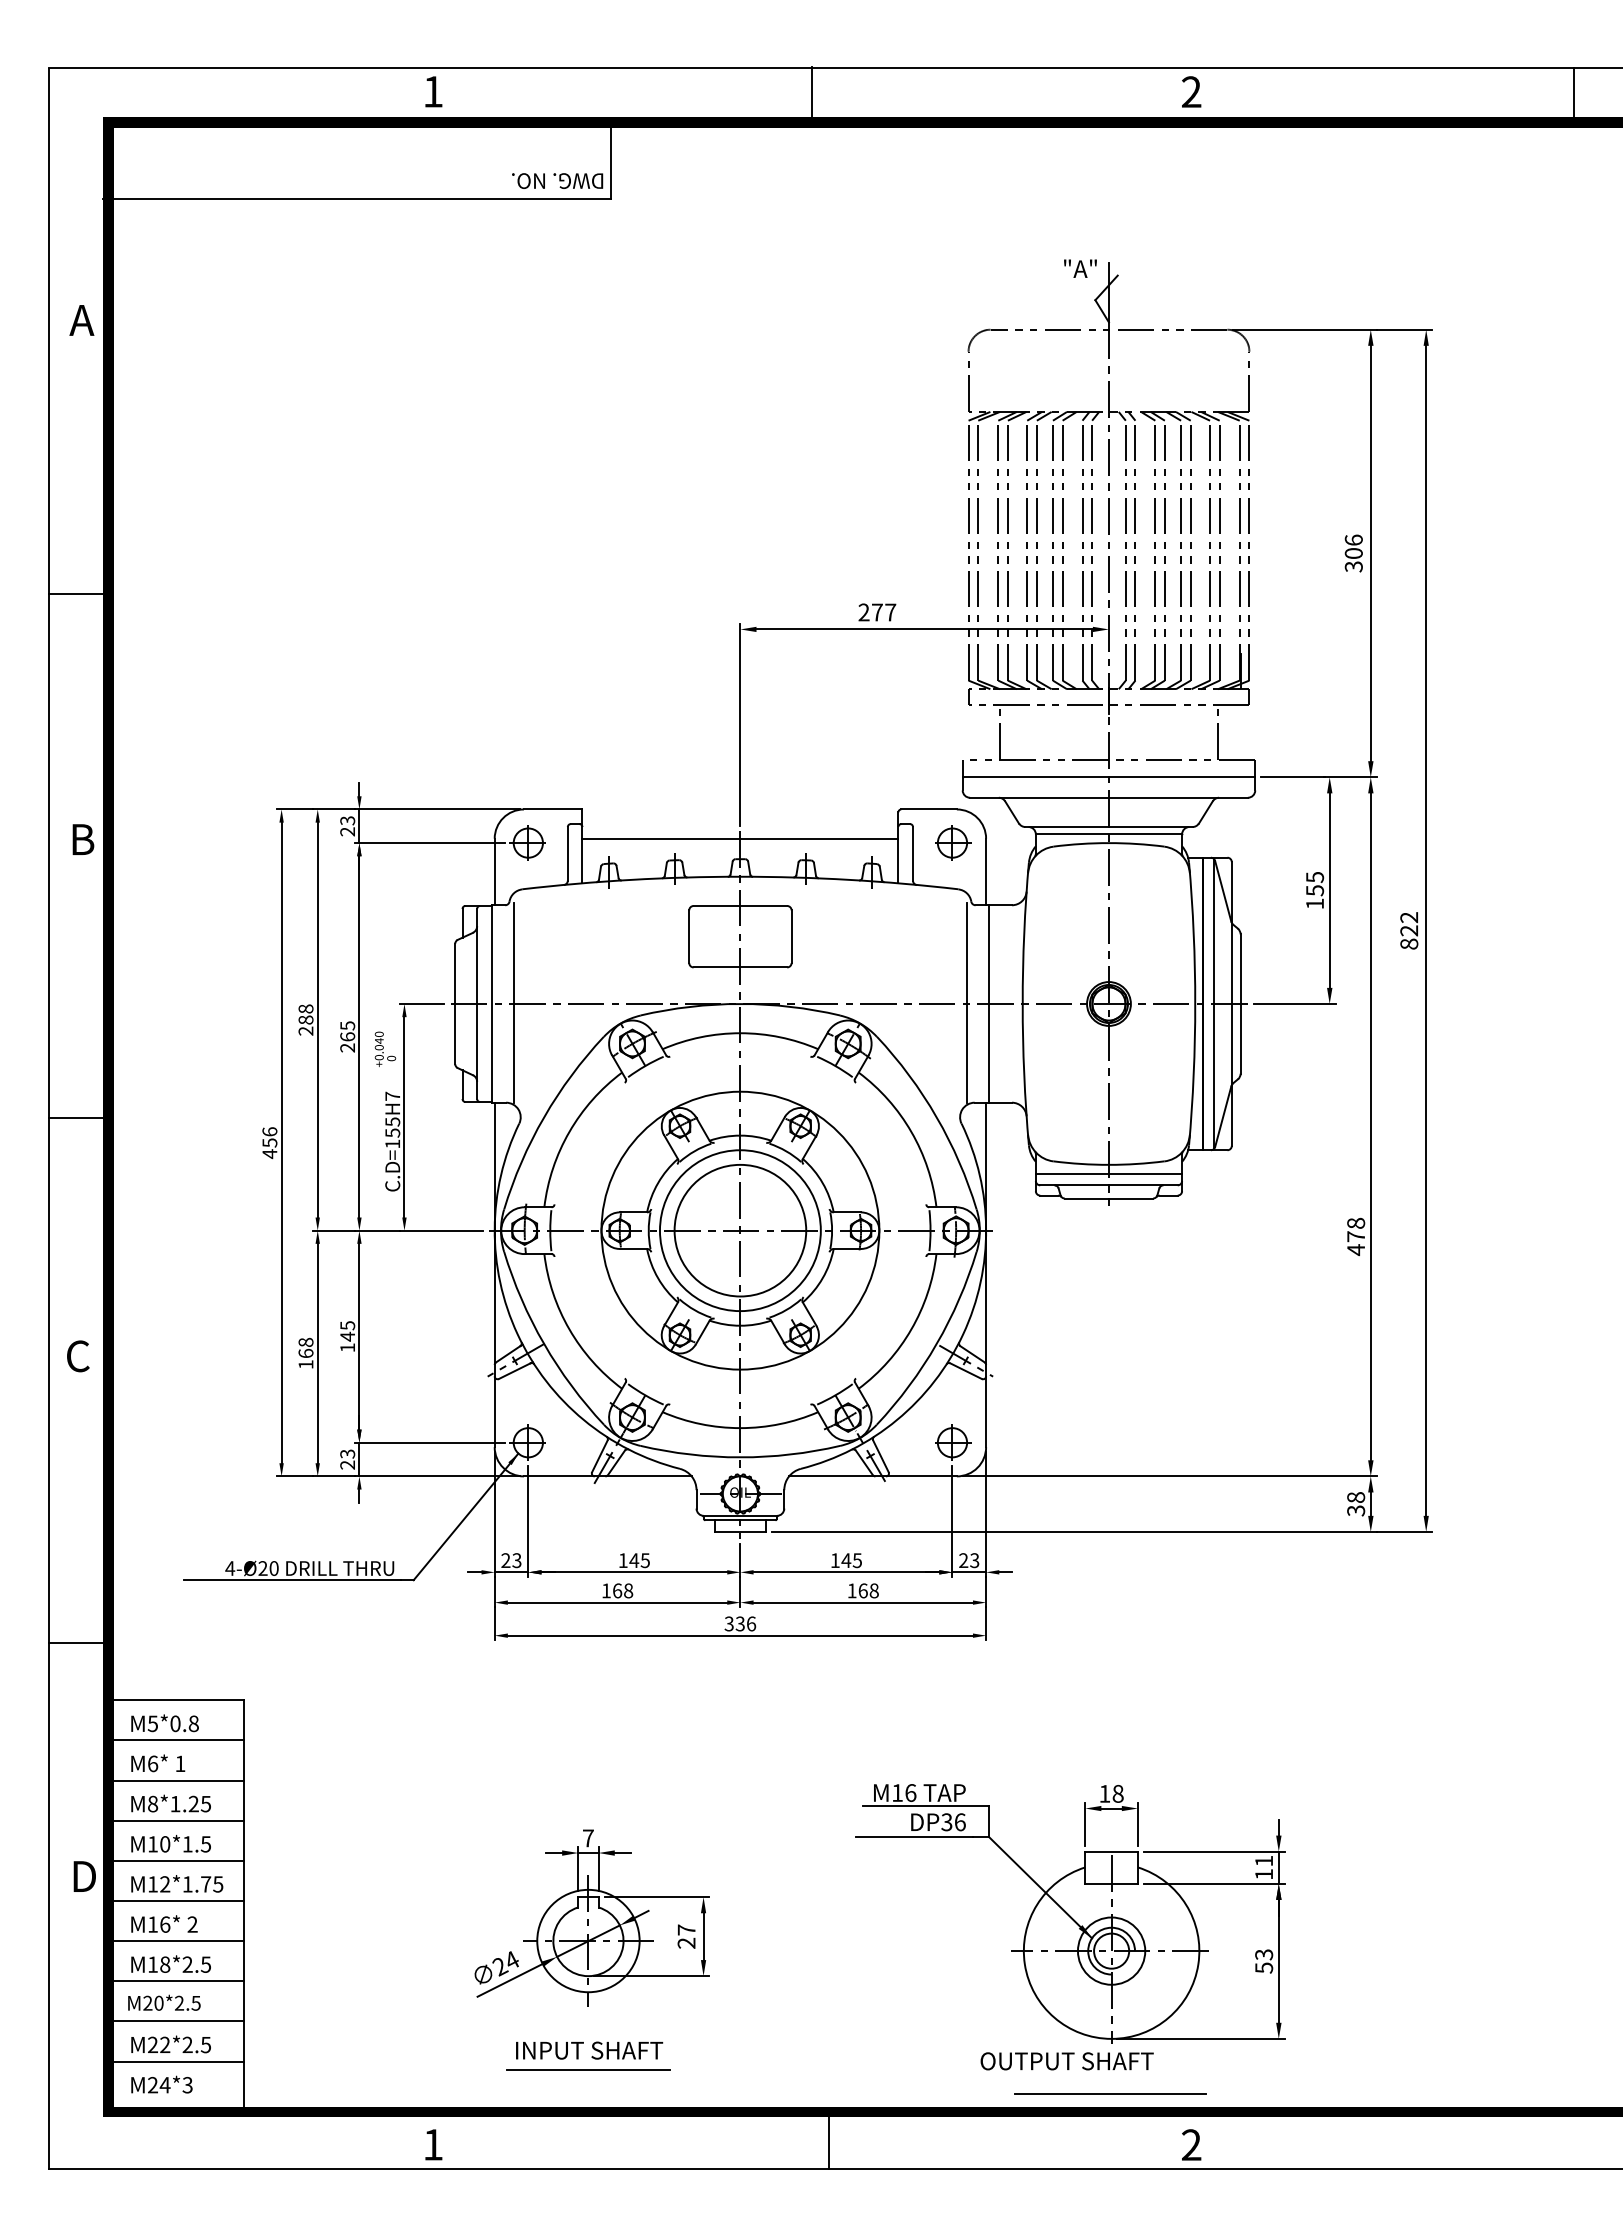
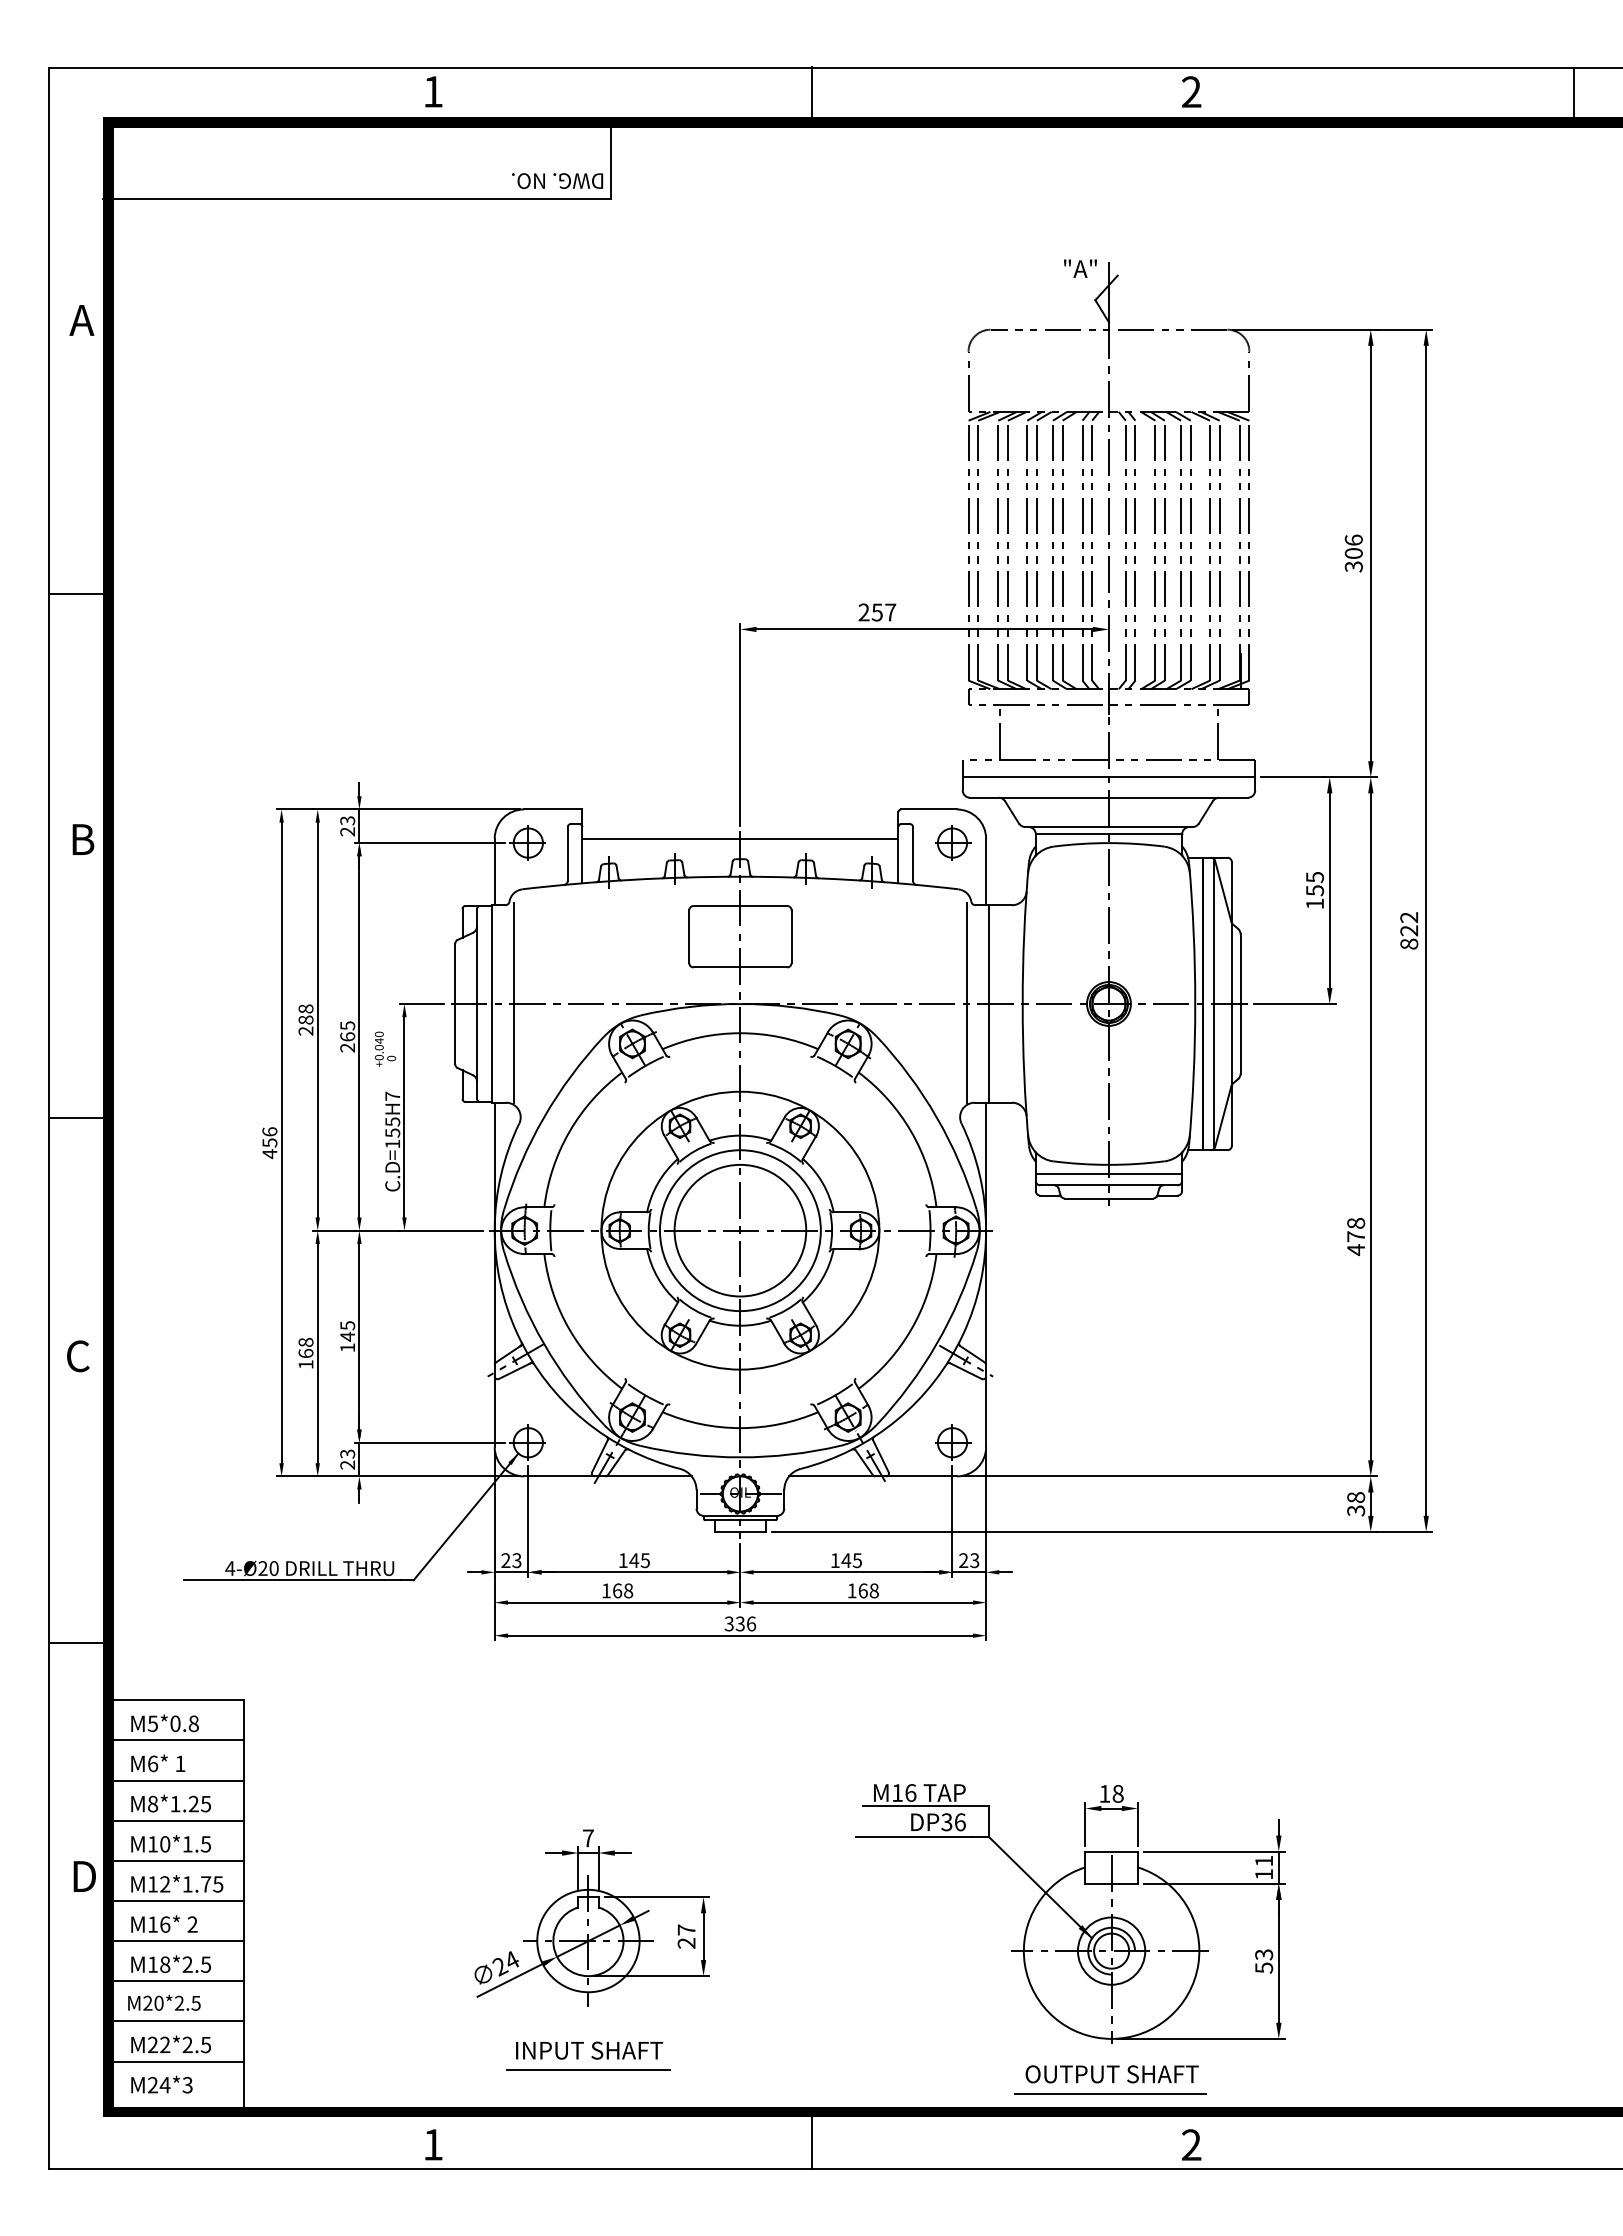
text: 277 -> 257 (876, 612)
text position: (1066, 2061) -> (1111, 2074) (1111, 2074)
line position: (828, 2141) -> (811, 2141) (811, 2141)
